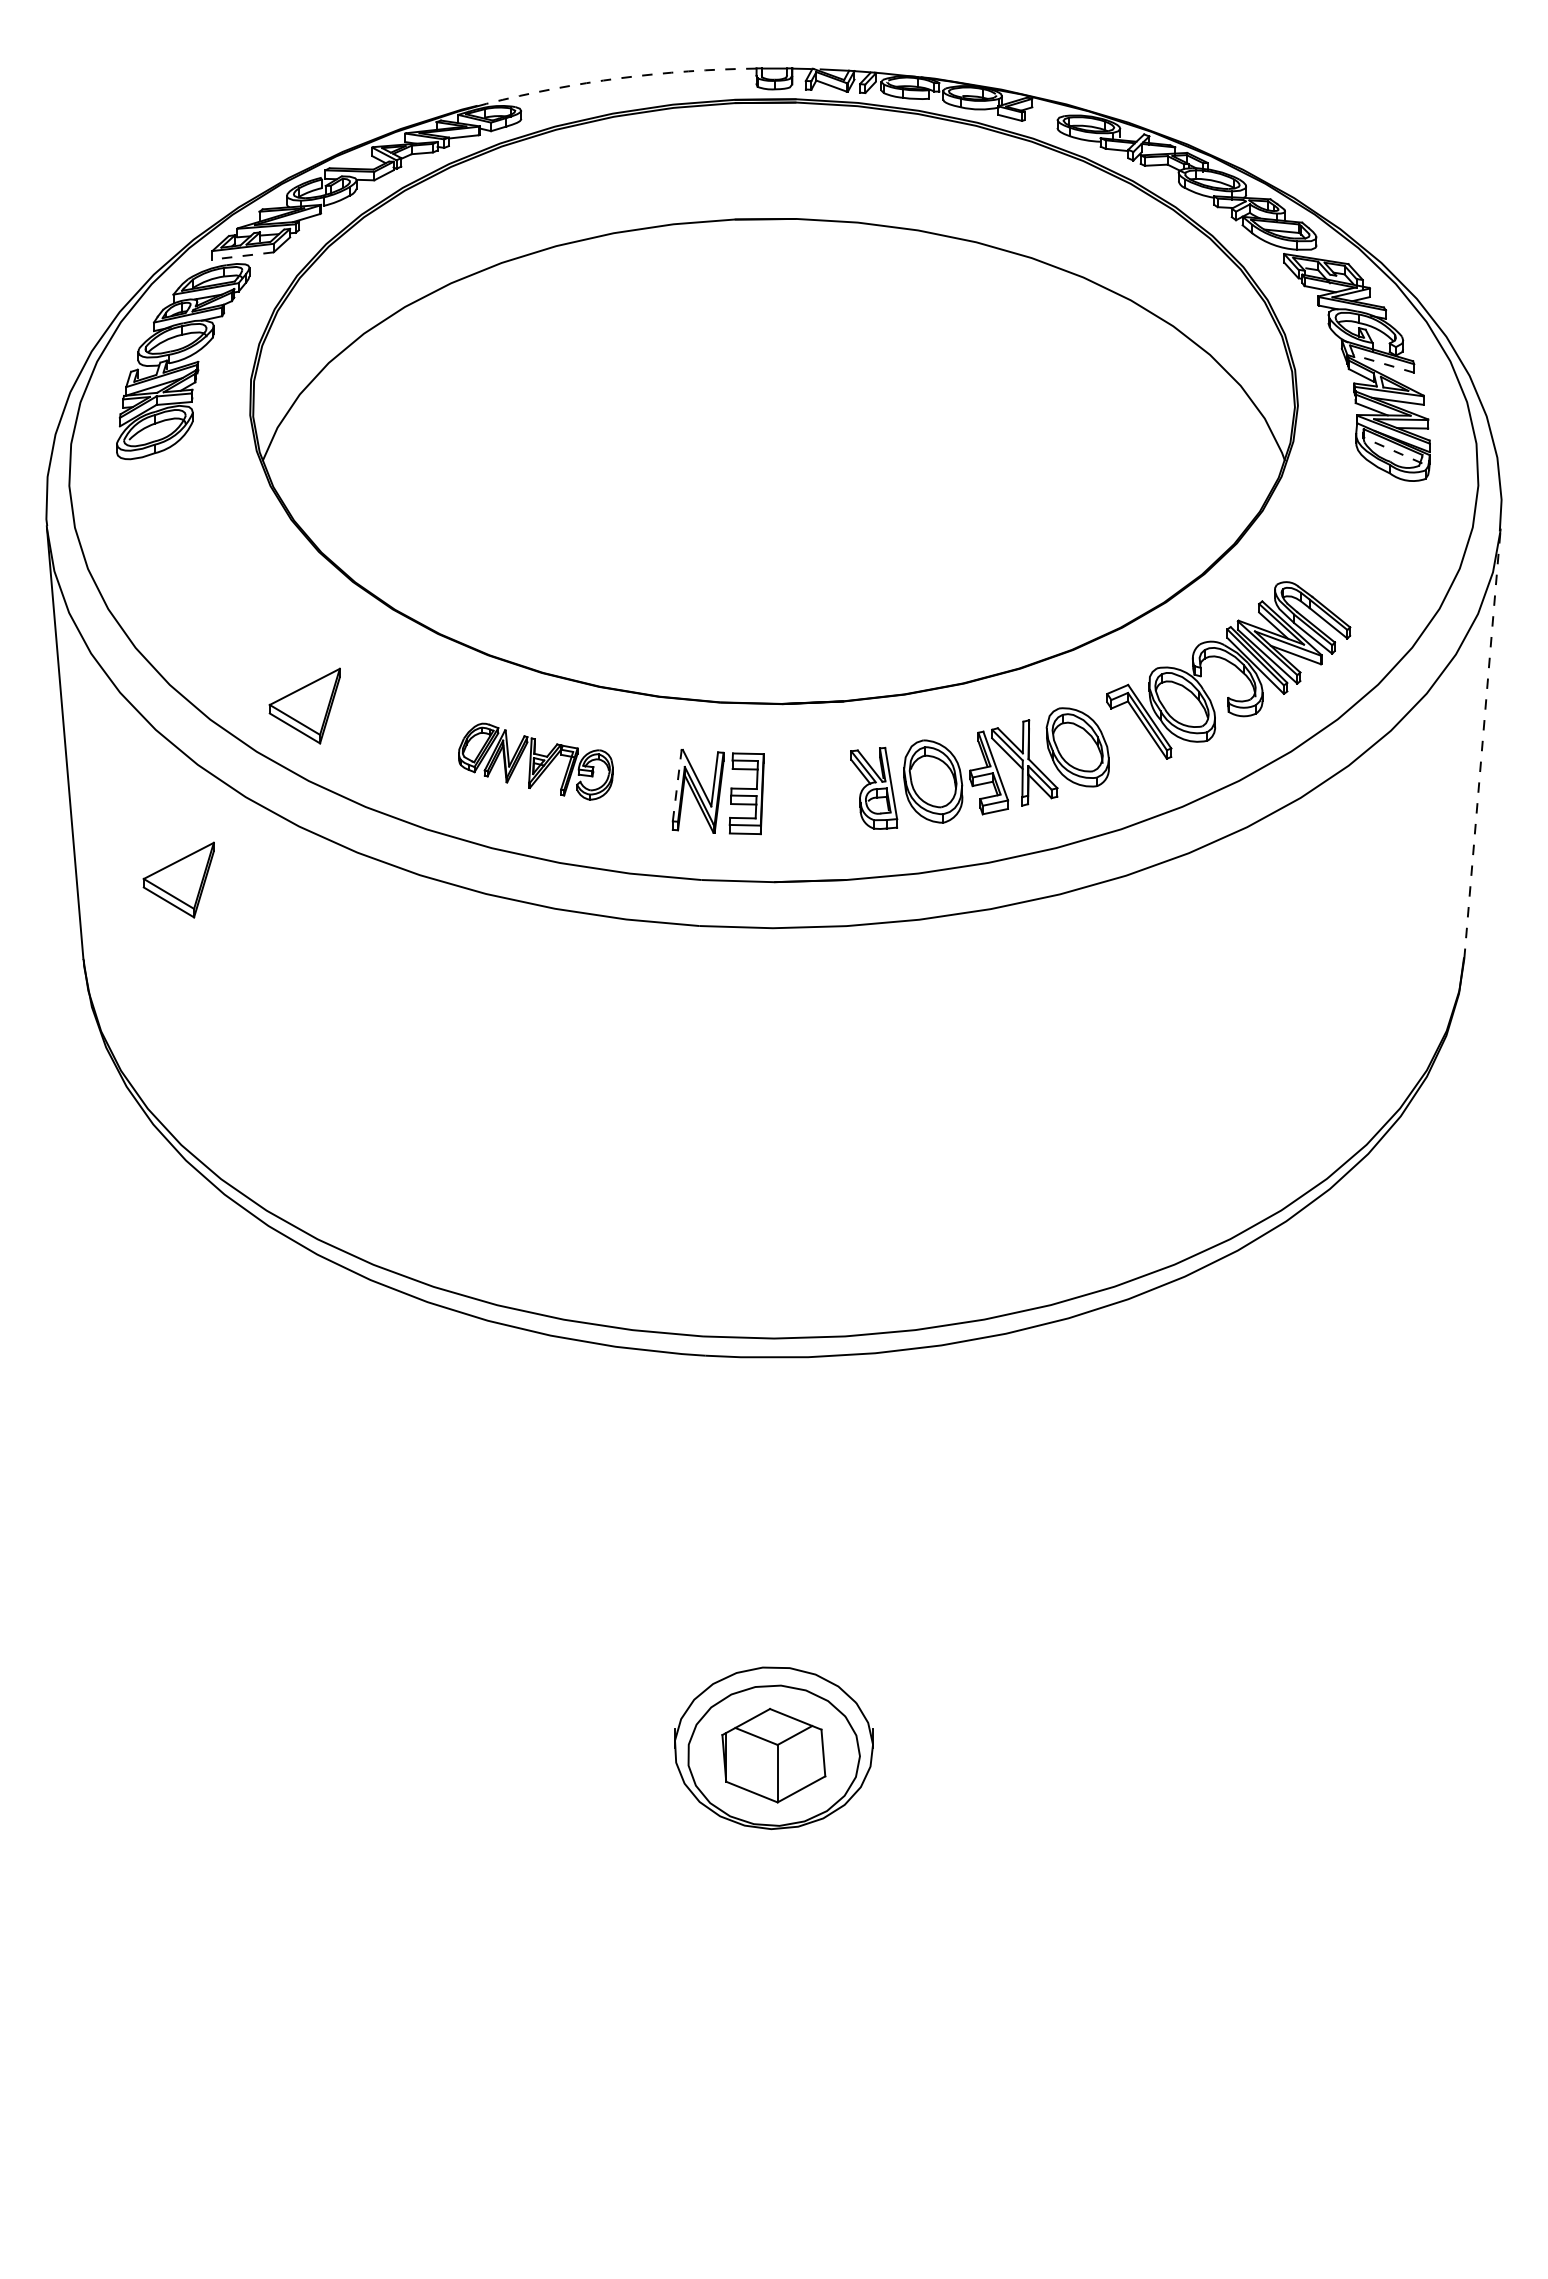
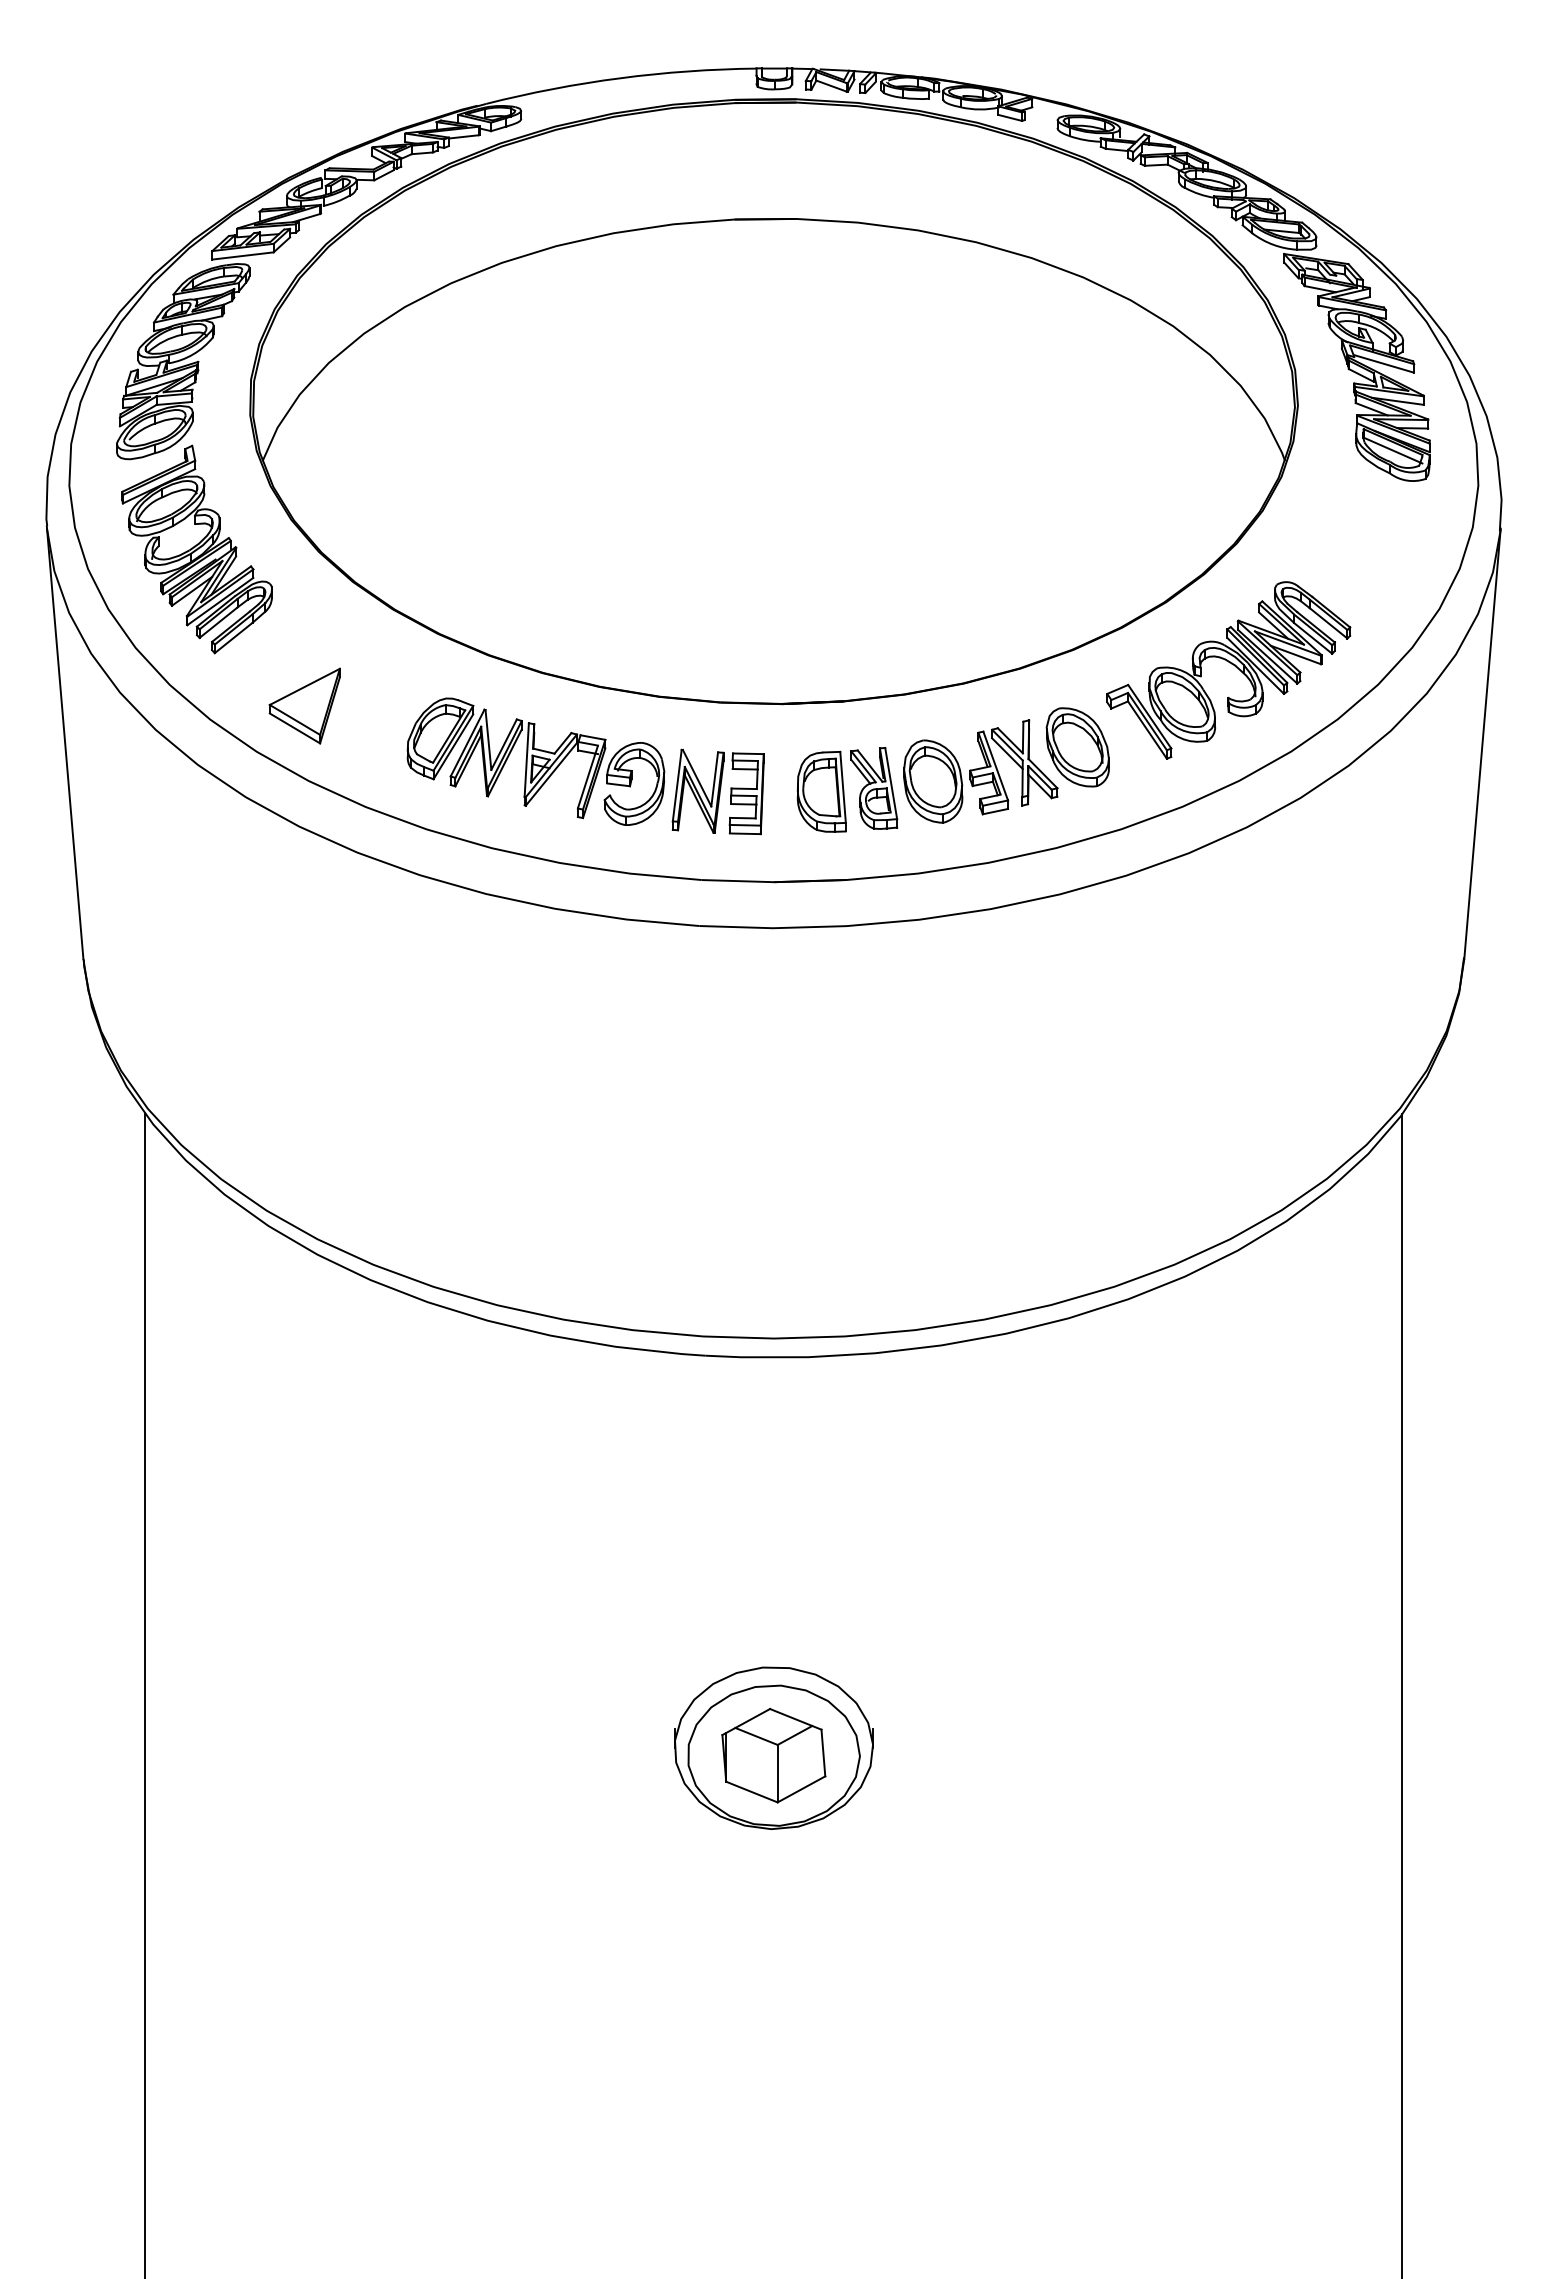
arc: dashed -> solid (620, 78)
line: dashed -> solid (243, 255)
line: dashed -> solid (1382, 363)
line: dashed -> solid (1392, 450)
part: none -> present (196, 549)
line: dashed -> solid (1482, 743)
part size: 156x79 px -> 260x129 px (535, 761)
line: dashed -> solid (677, 785)
part: none -> present (821, 791)
part: present -> none (178, 879)
line: none -> present (145, 1694)
line: none -> present (1402, 1694)
